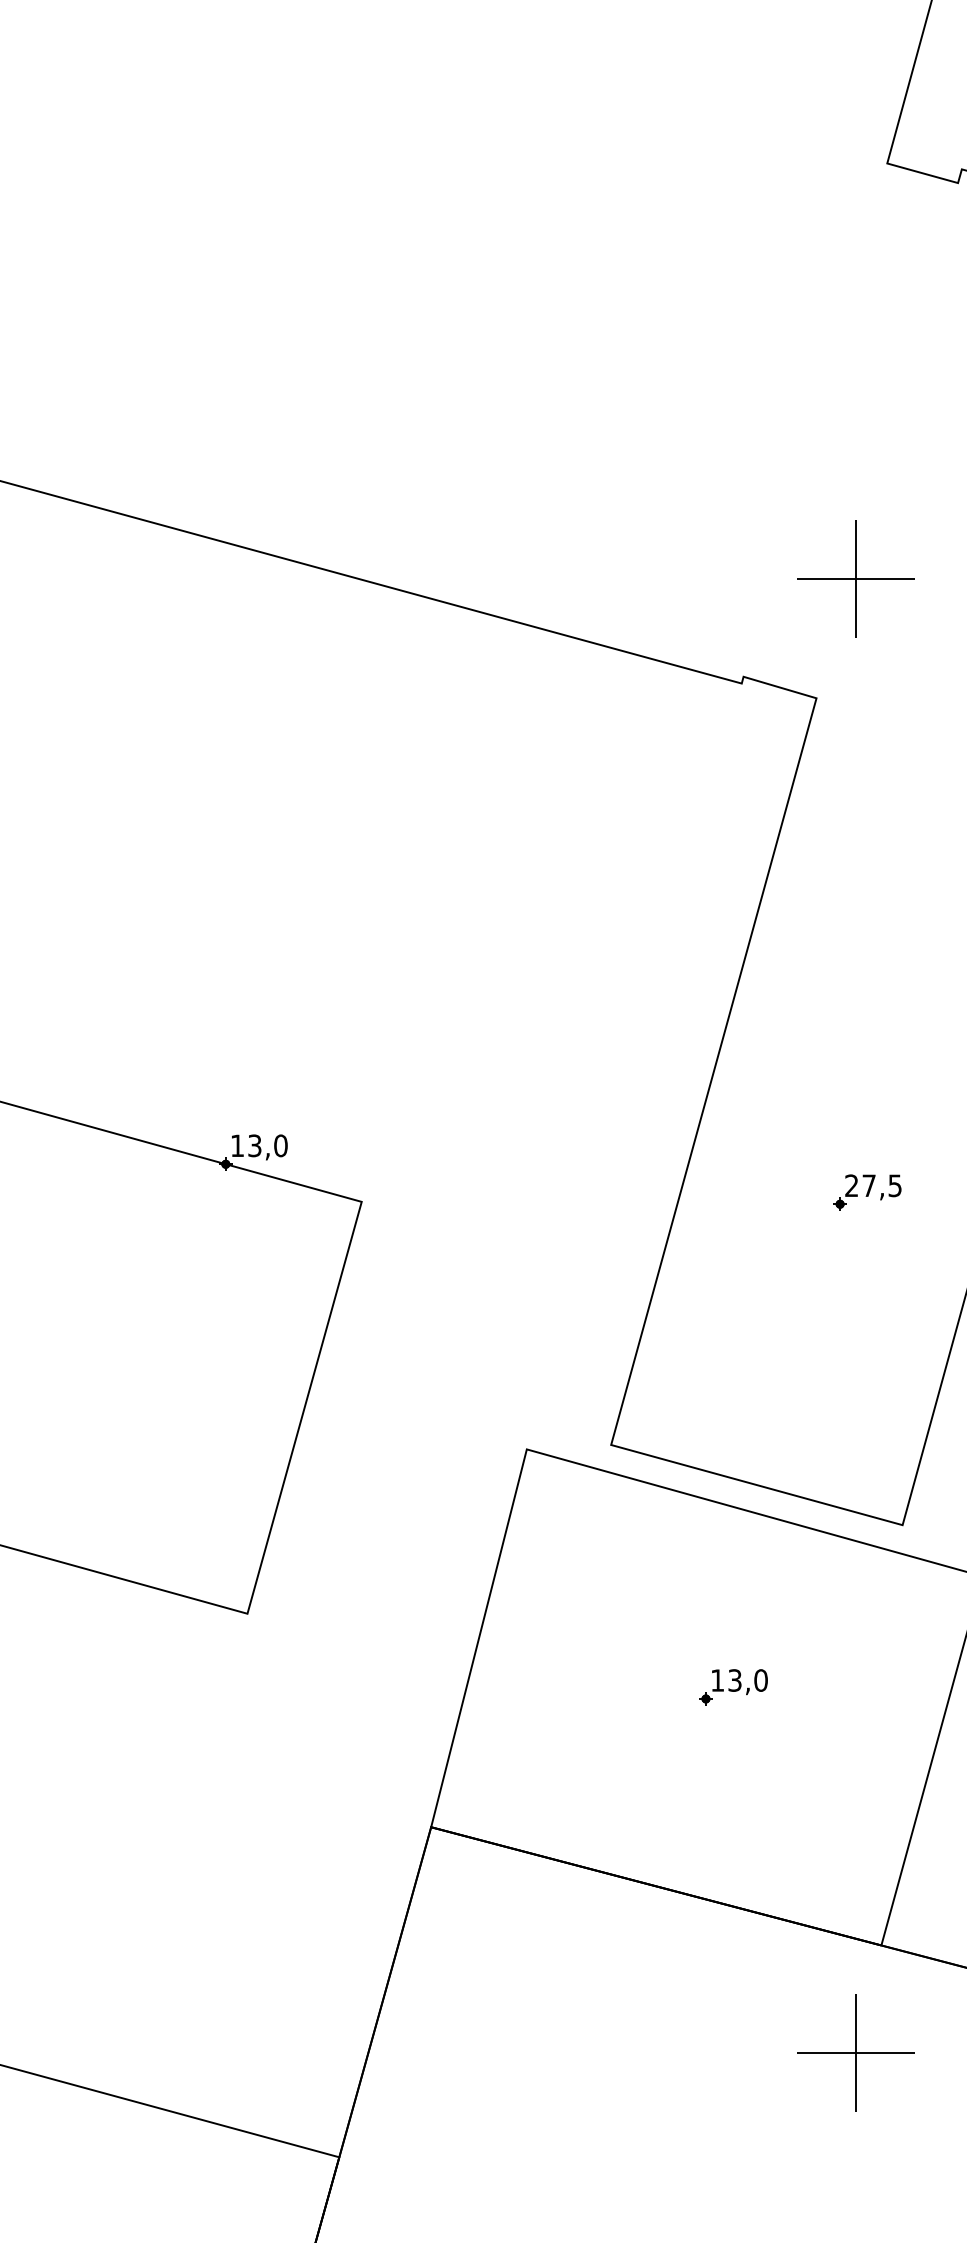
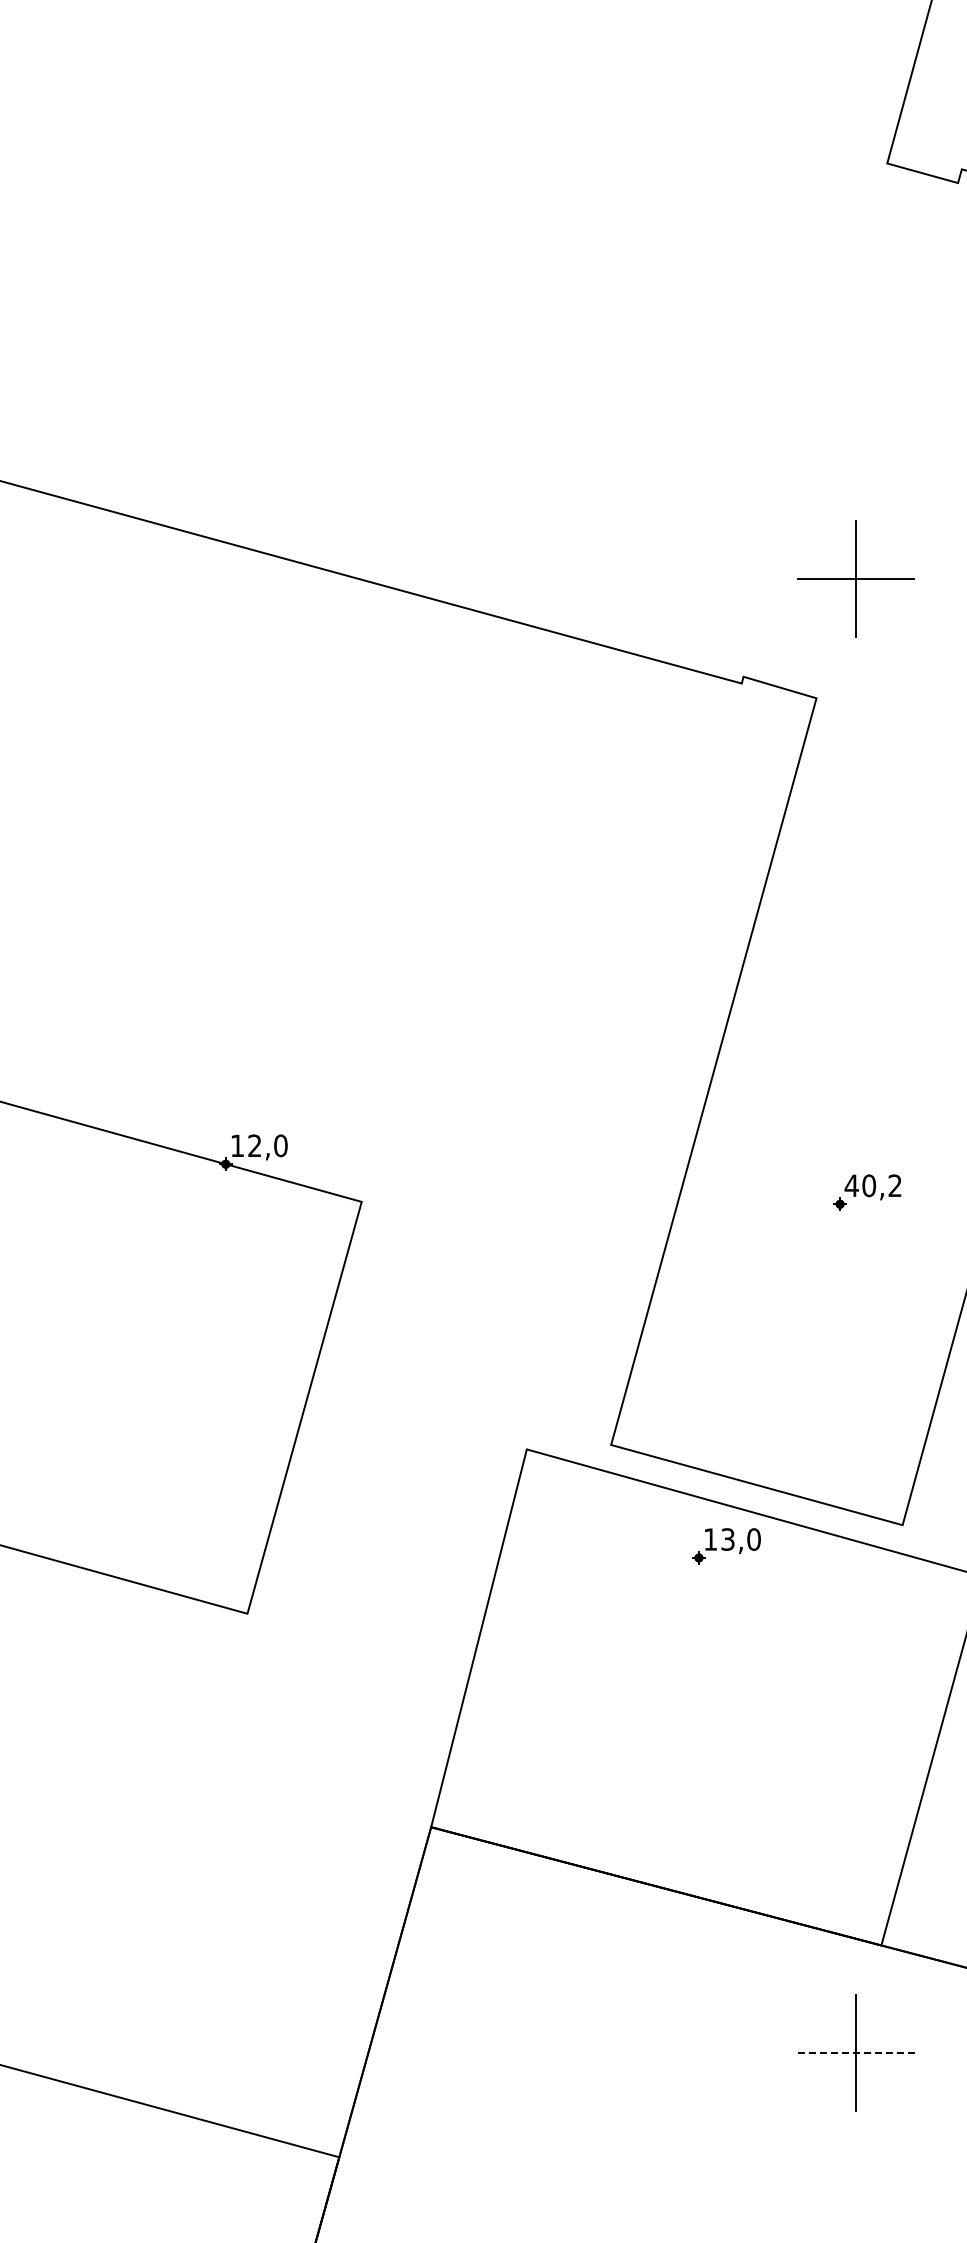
text: 13,0 -> 12,0 (254, 1145)
text: 27,5 -> 40,2 (872, 1185)
part position: (733, 1687) -> (726, 1546) (726, 1546)
line: solid -> dashed (856, 2052)
